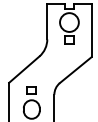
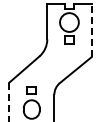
line: solid -> dashed (91, 30)
line: solid -> dashed (9, 102)
